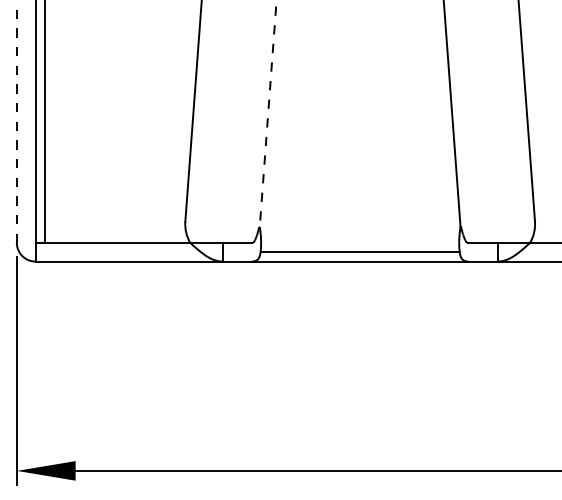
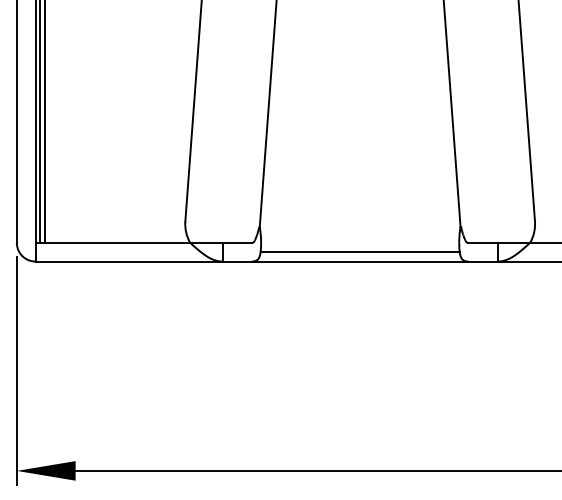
line: dashed -> solid (268, 114)
line: dashed -> solid (16, 121)
line: none -> present (40, 122)
